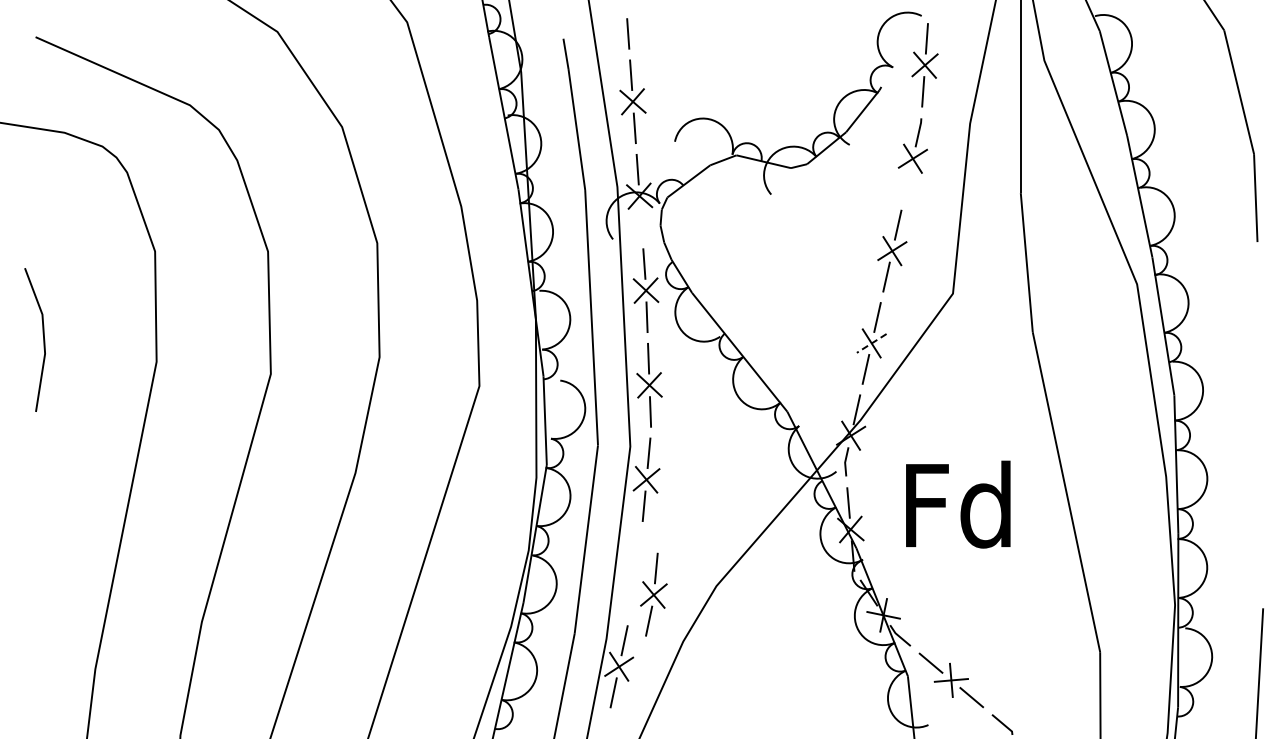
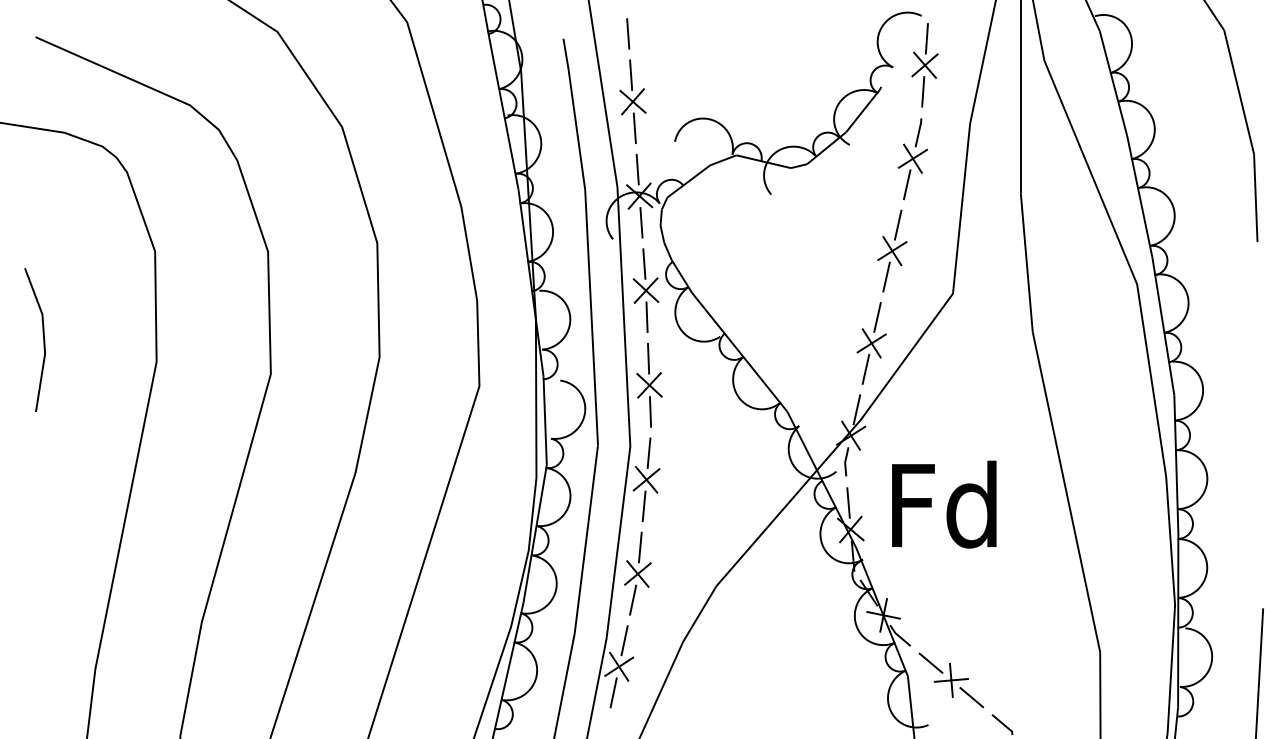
line: none -> present (906, 184)
line: none -> present (641, 222)
line: dashed -> solid (871, 343)
text position: (958, 504) -> (944, 504) (944, 504)
part position: (653, 594) -> (637, 573) (637, 573)
